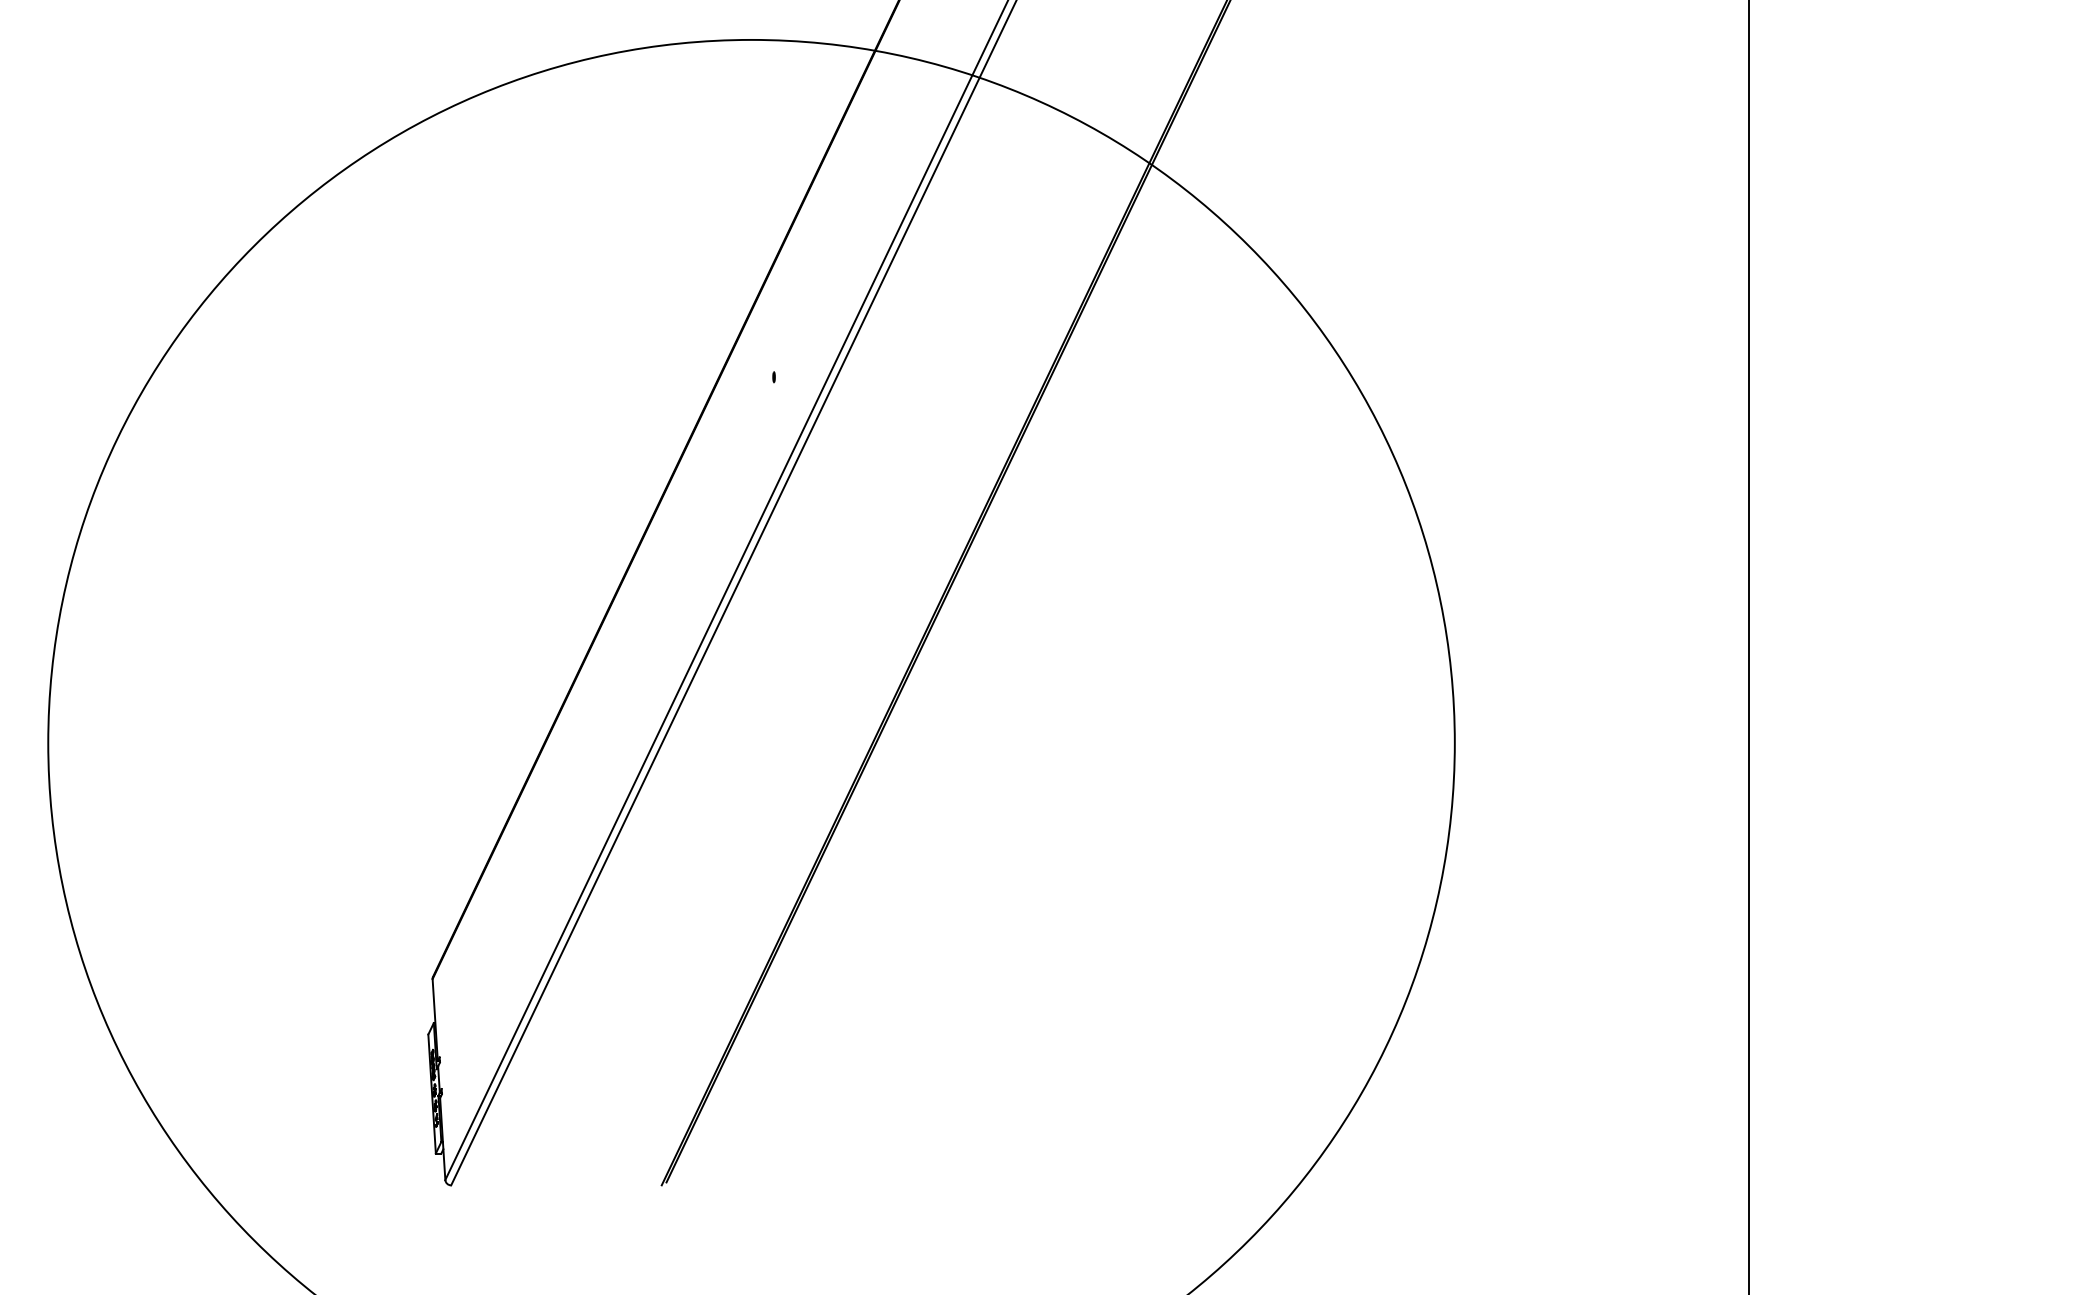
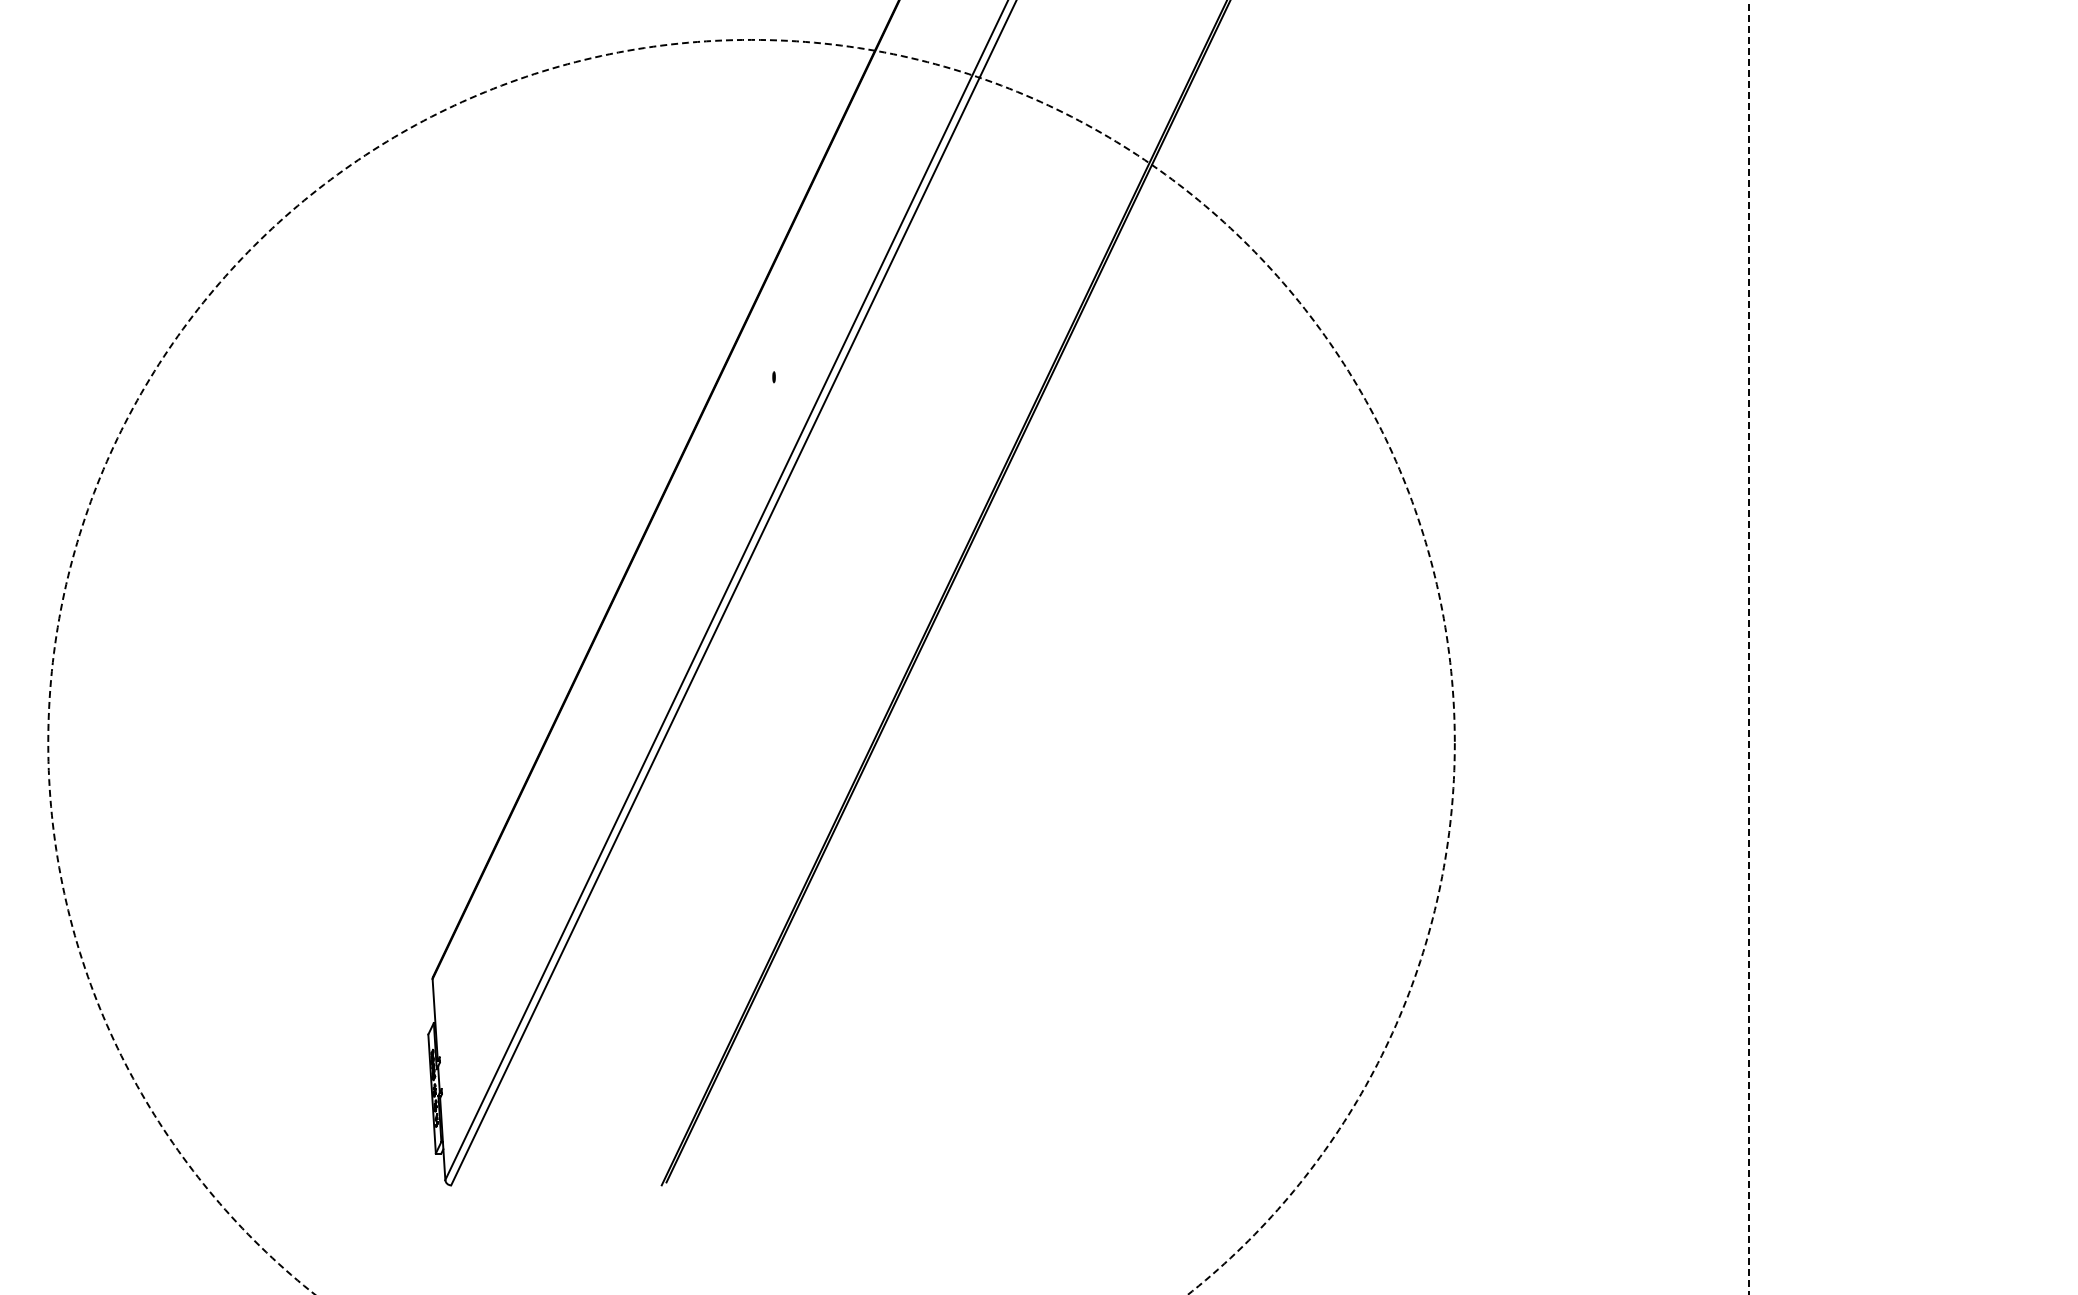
line: solid -> dashed (1748, 648)
circle: solid -> dashed (751, 666)
